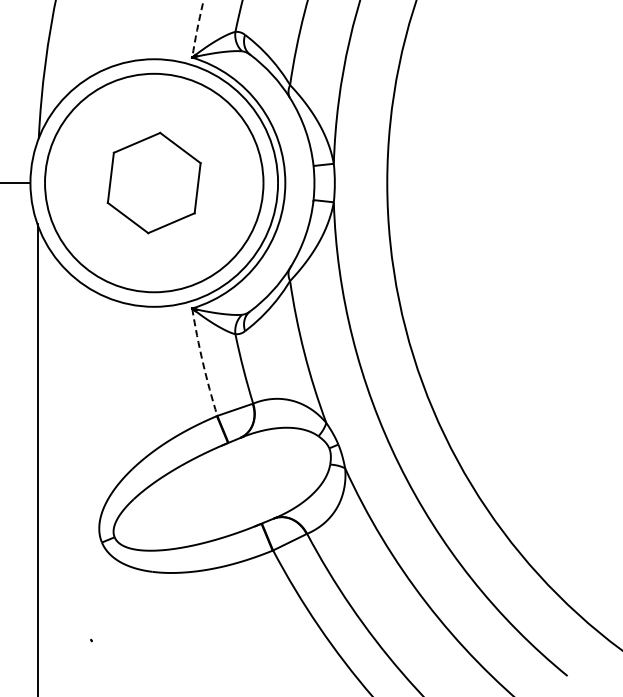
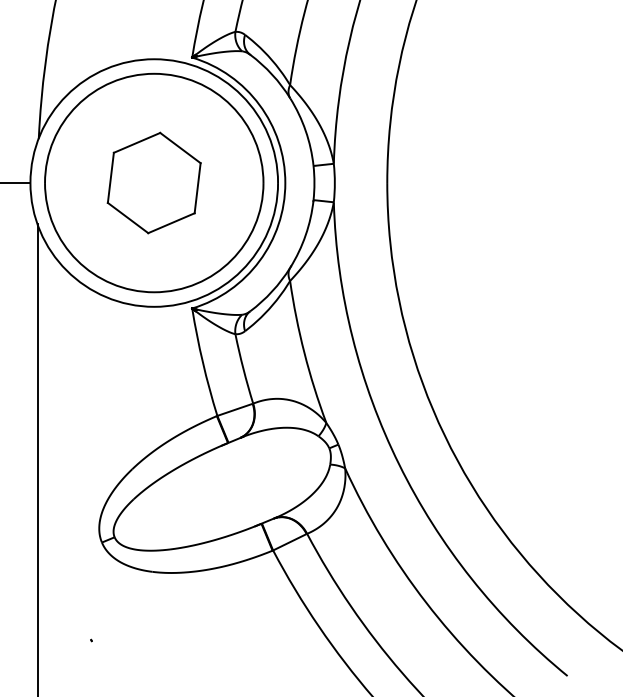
arc: dashed -> solid (197, 29)
arc: dashed -> solid (202, 362)
